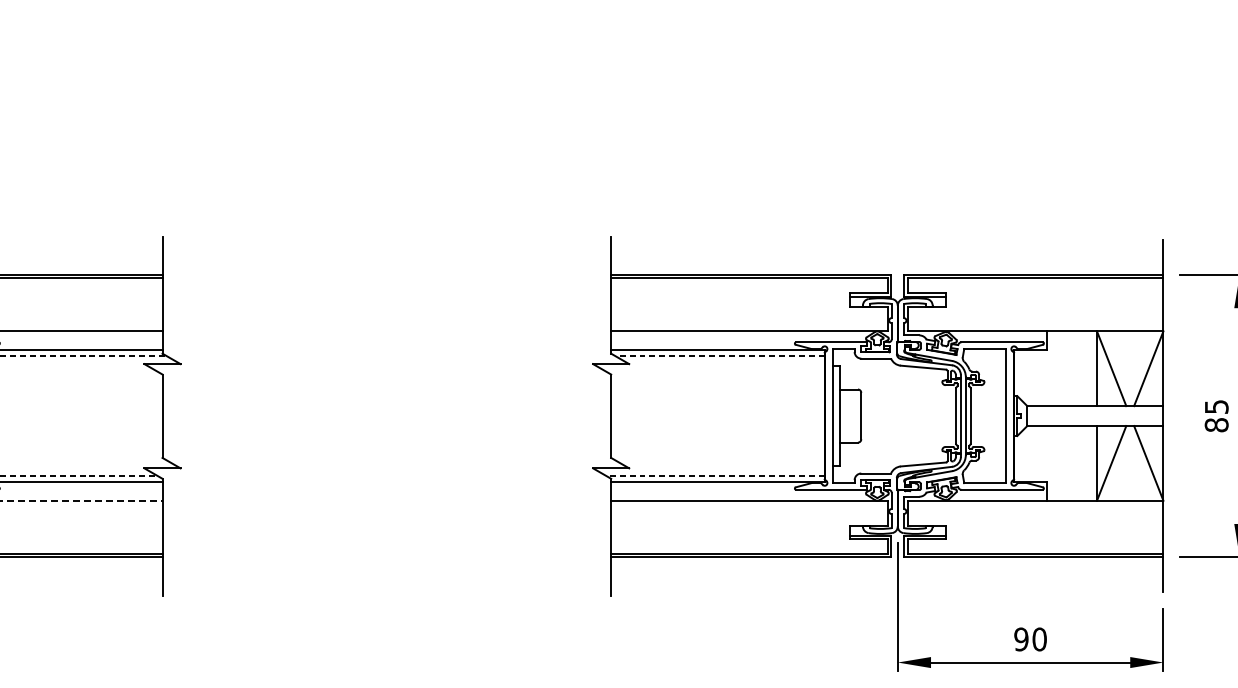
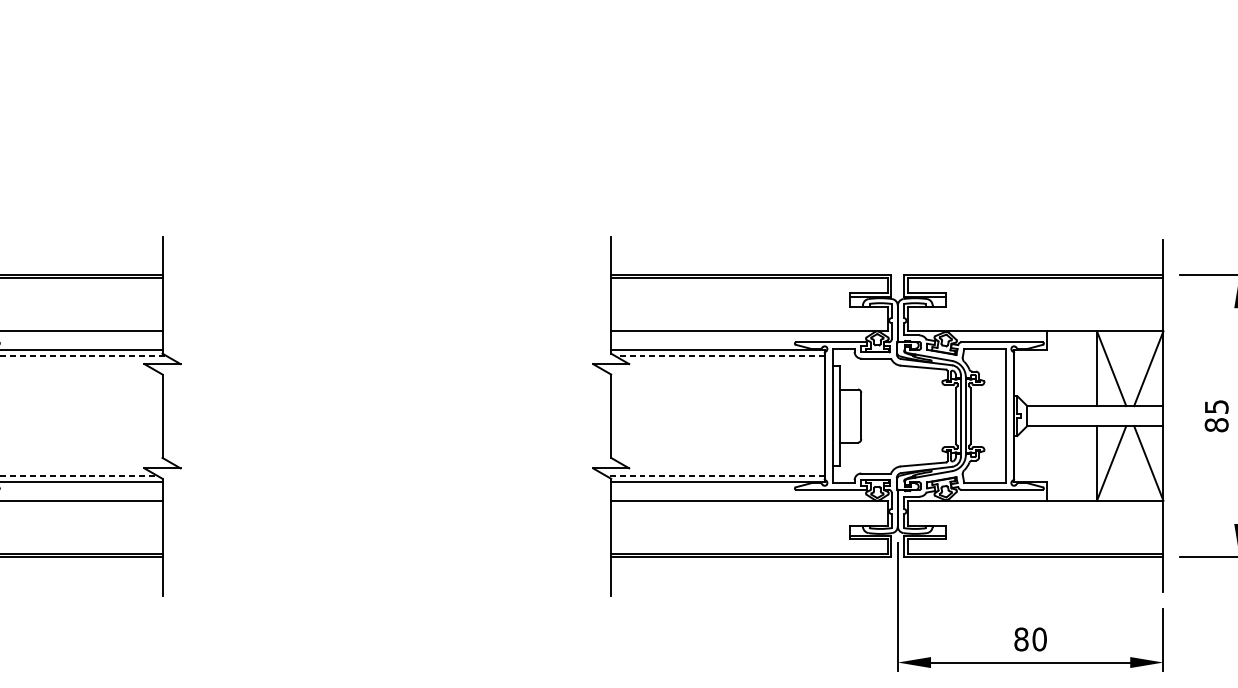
line: dashed -> solid (81, 500)
text: 90 -> 80 (1021, 639)
